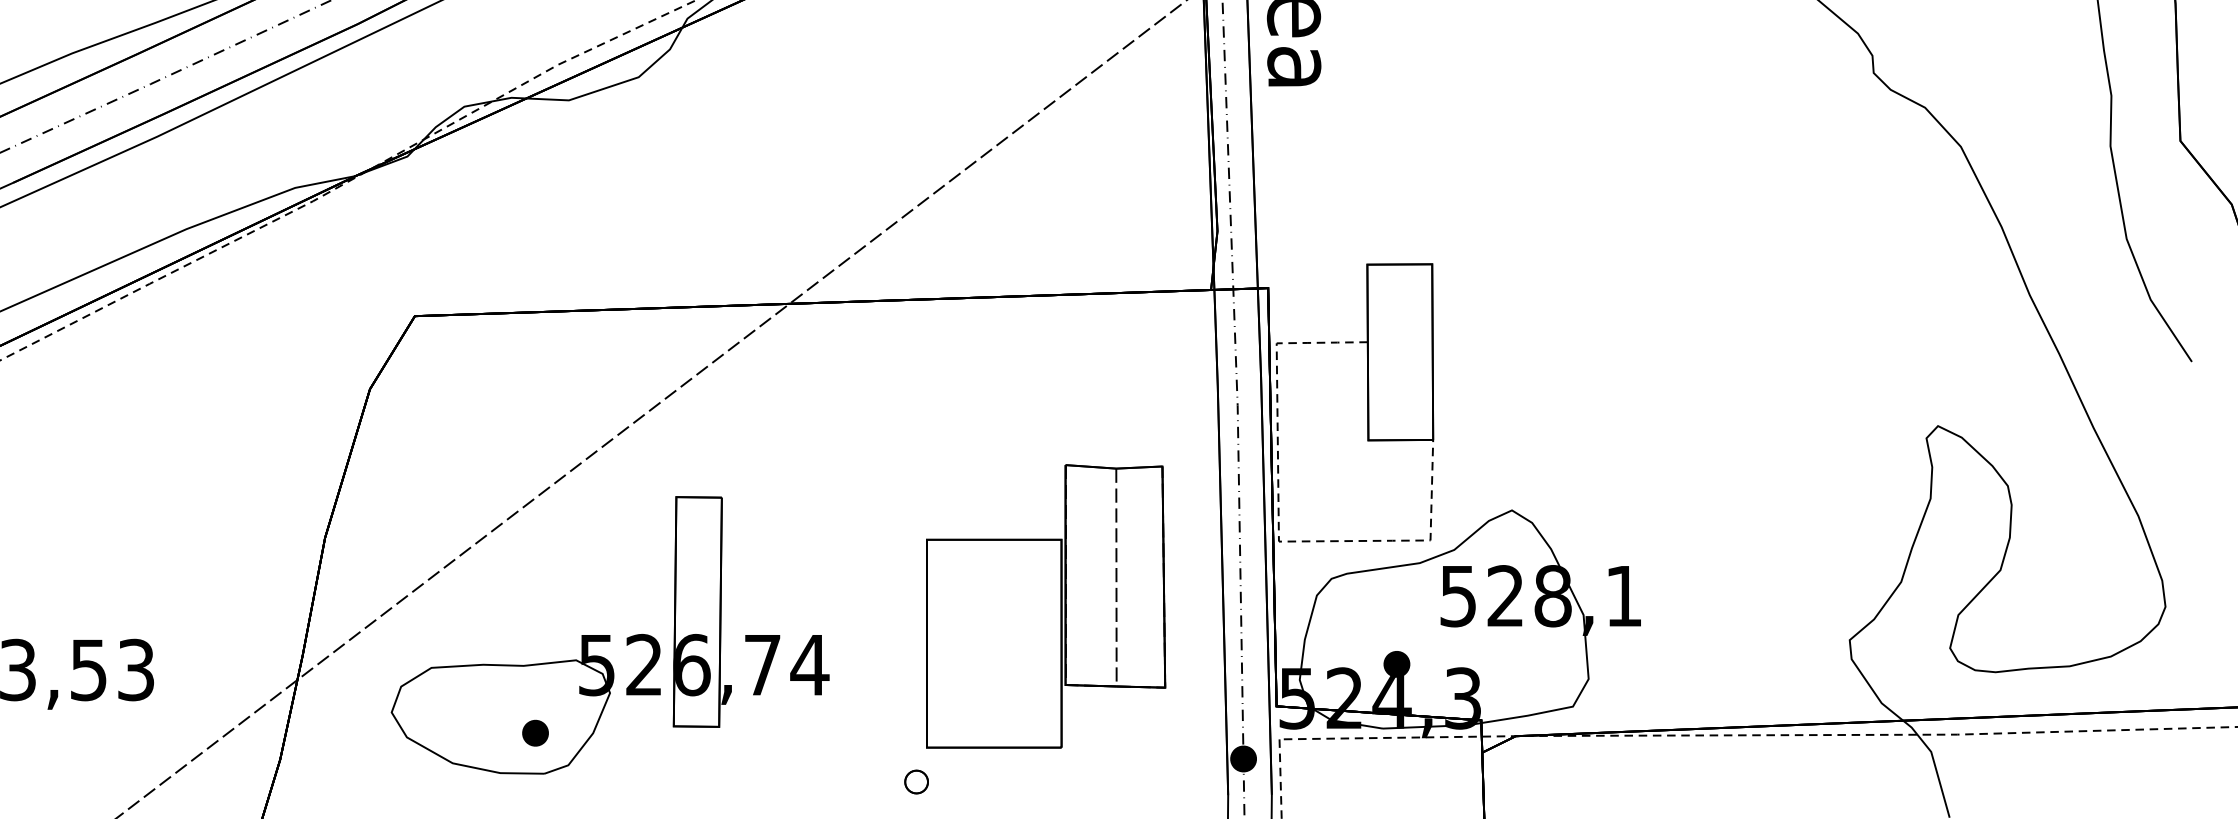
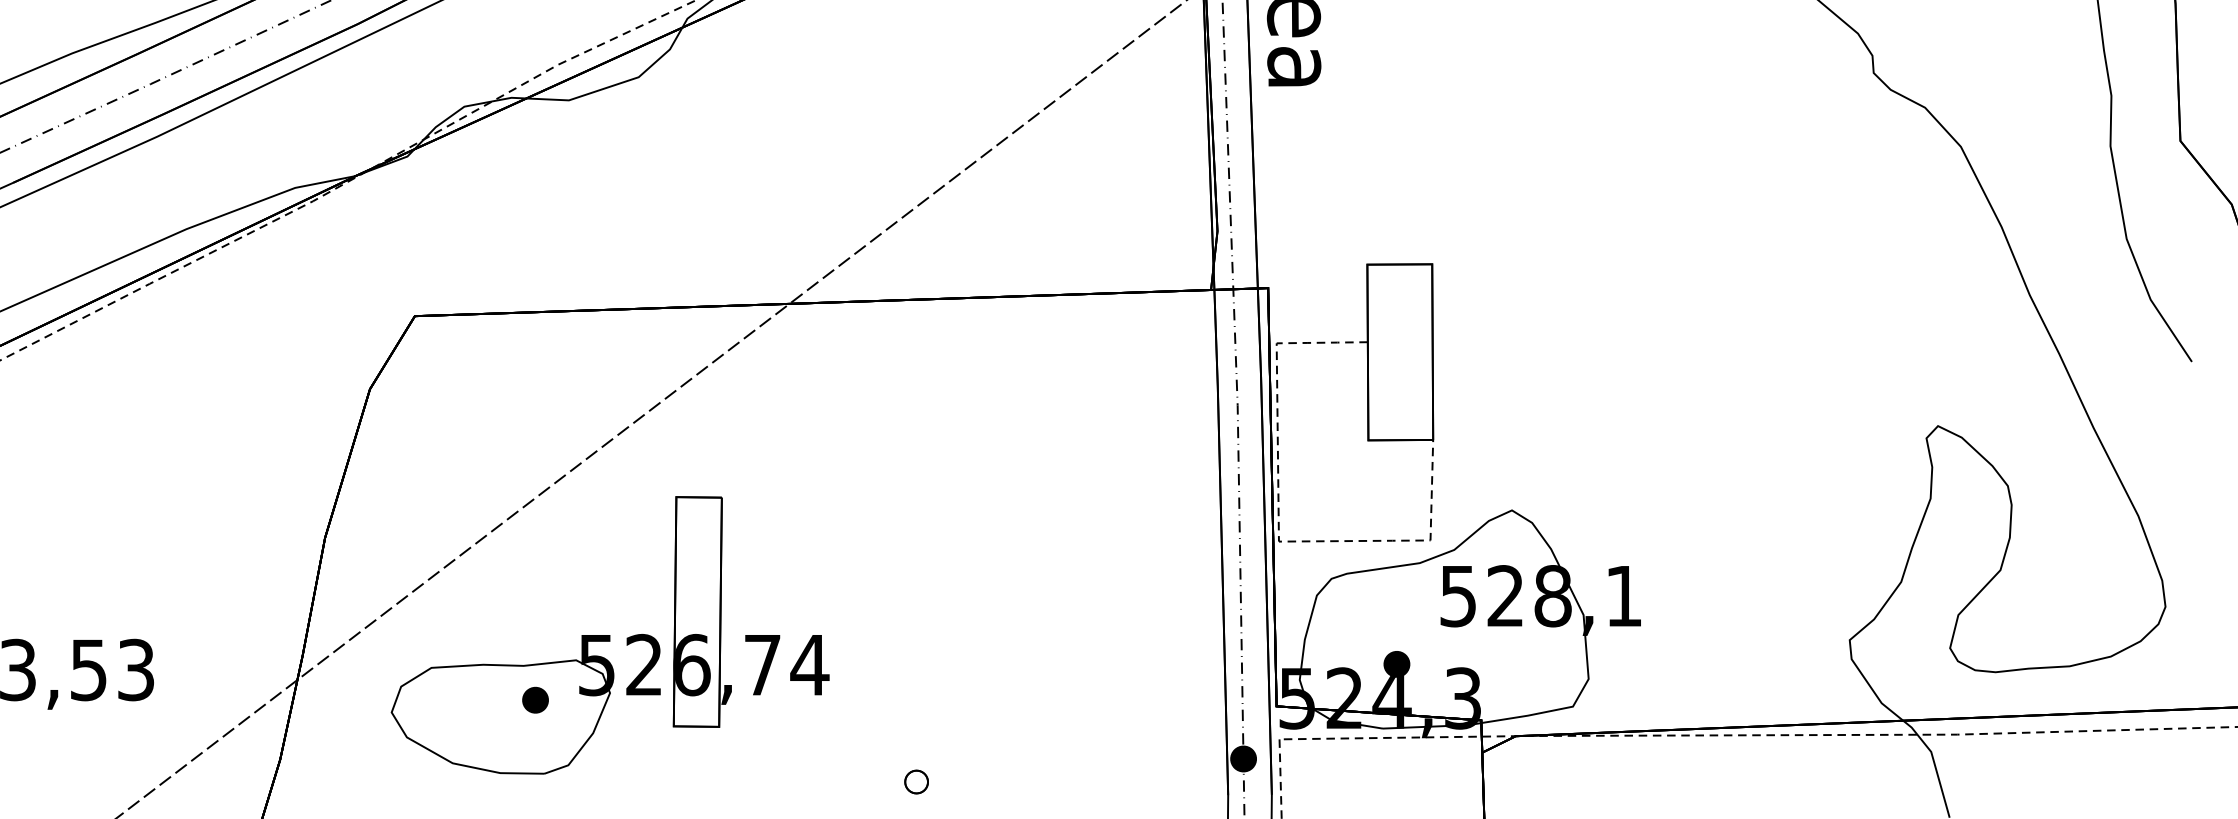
part: present -> none (1046, 606)
part position: (535, 732) -> (535, 699) (535, 699)
